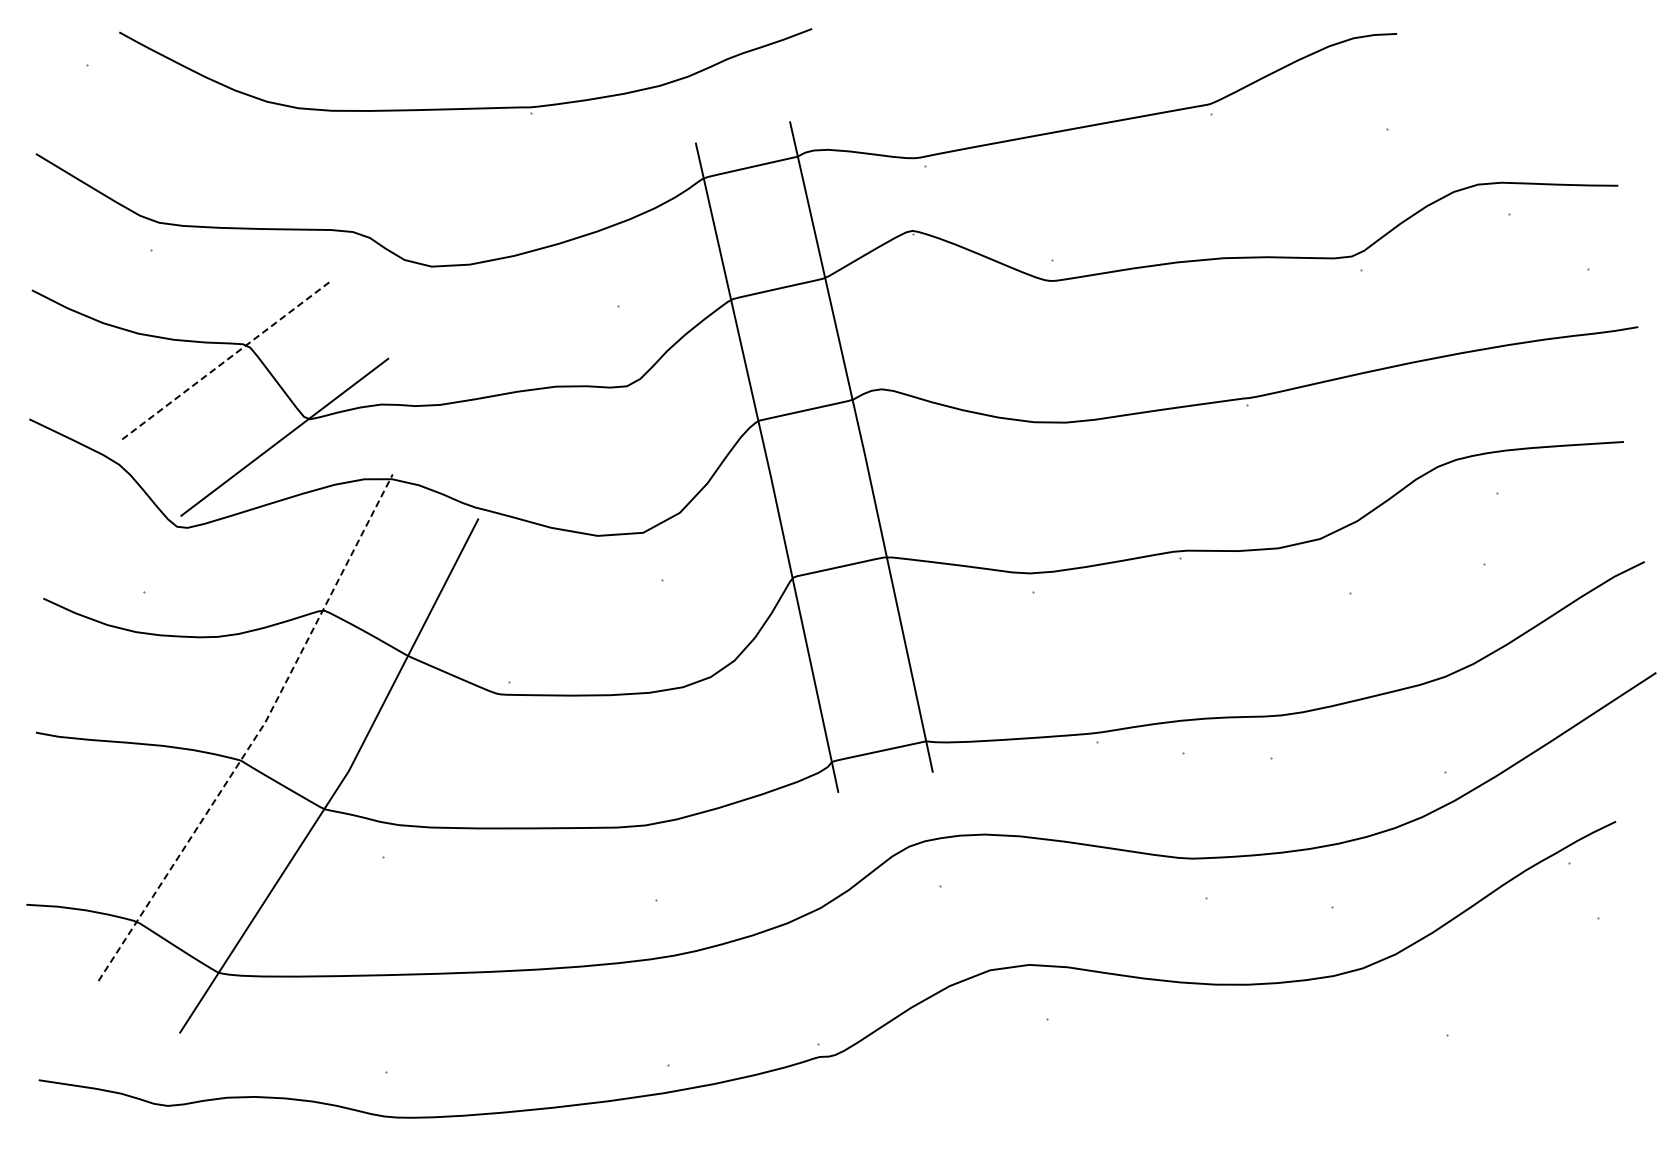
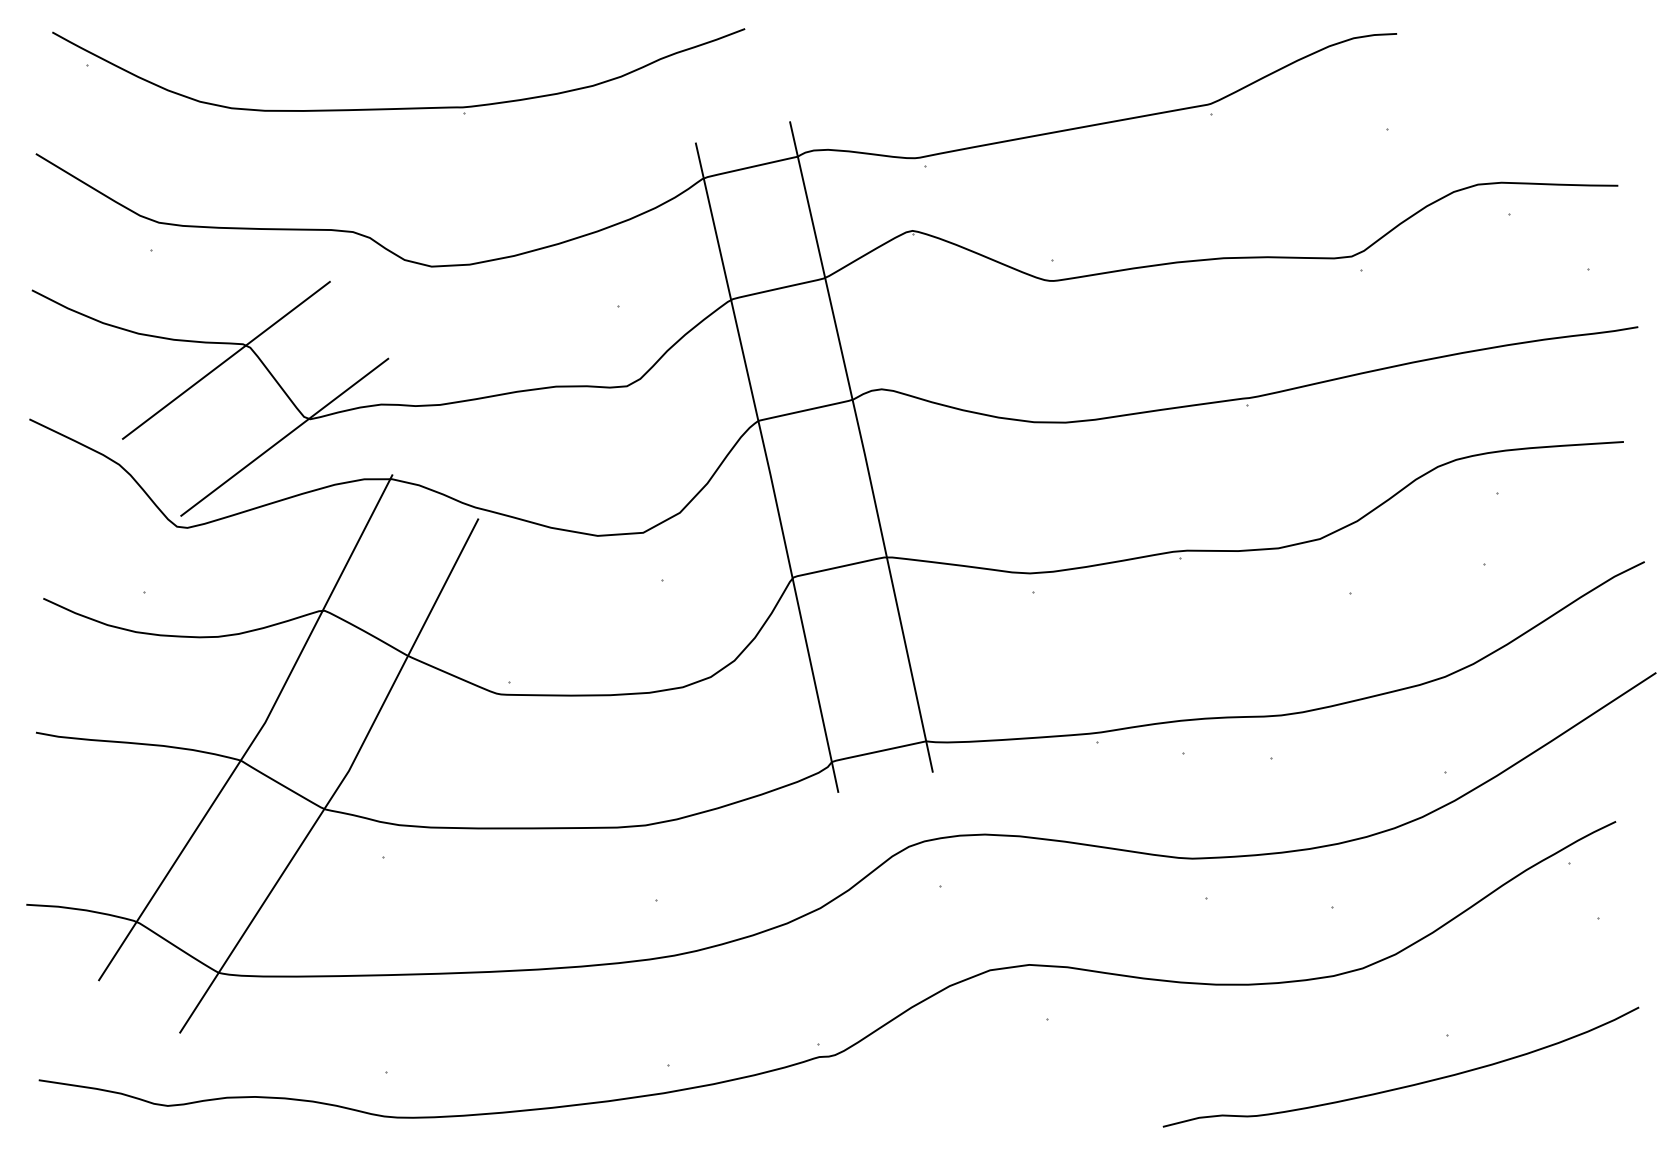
part position: (468, 107) -> (401, 107) (401, 107)
line: dashed -> solid (226, 360)
line: dashed -> solid (257, 734)
curve: none -> present (1406, 1085)
